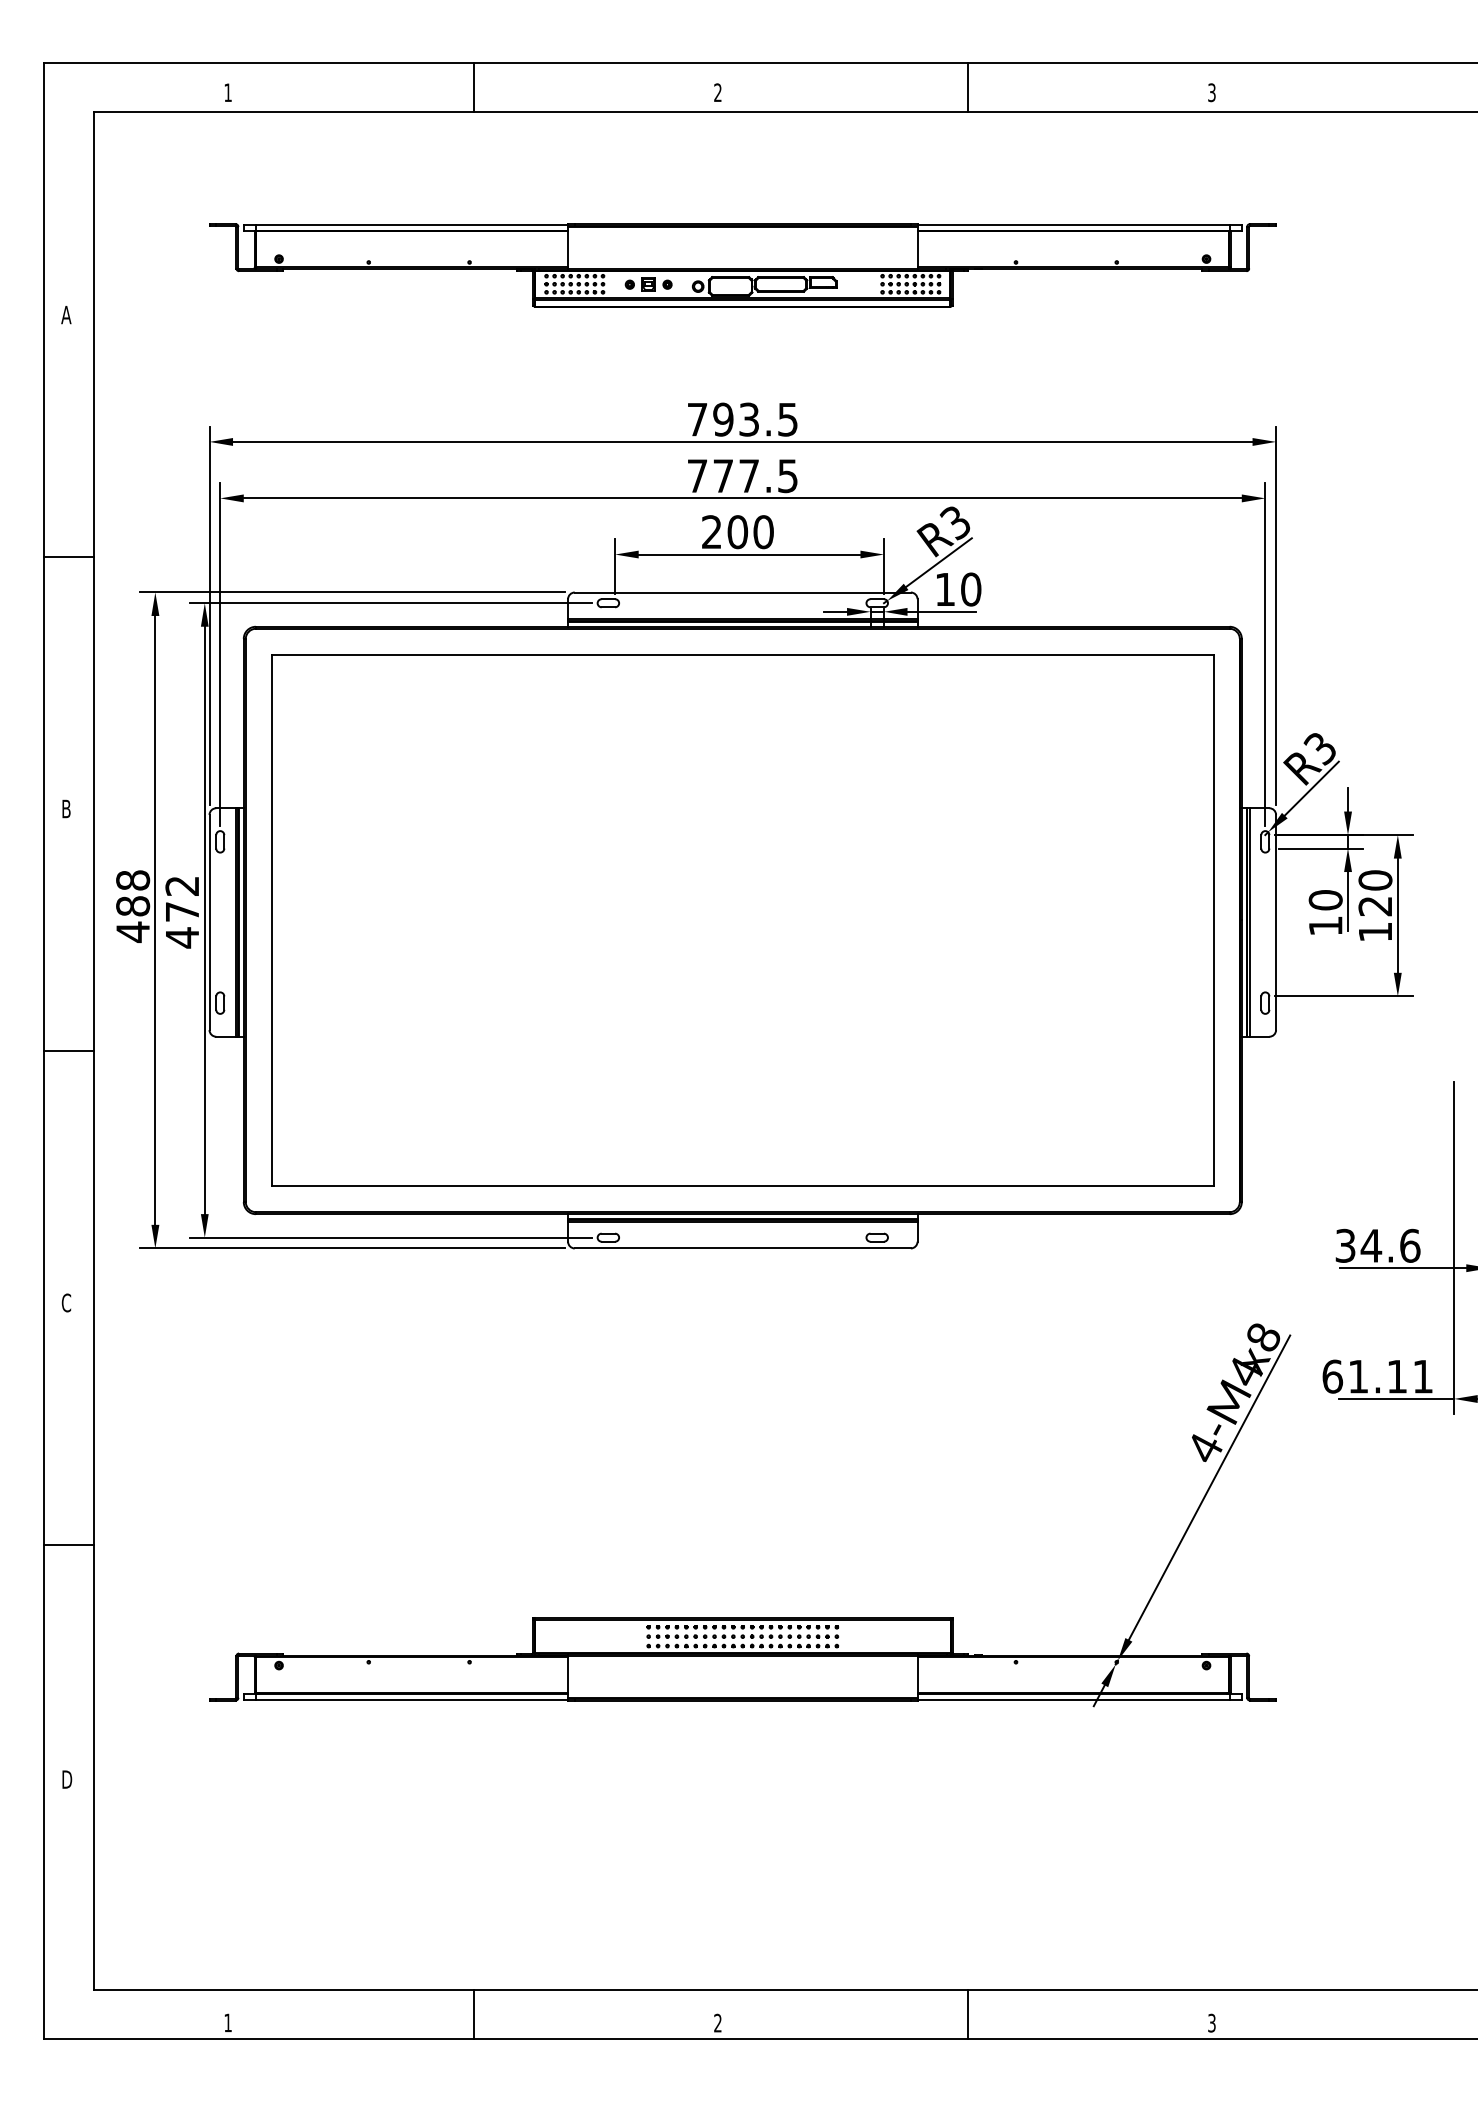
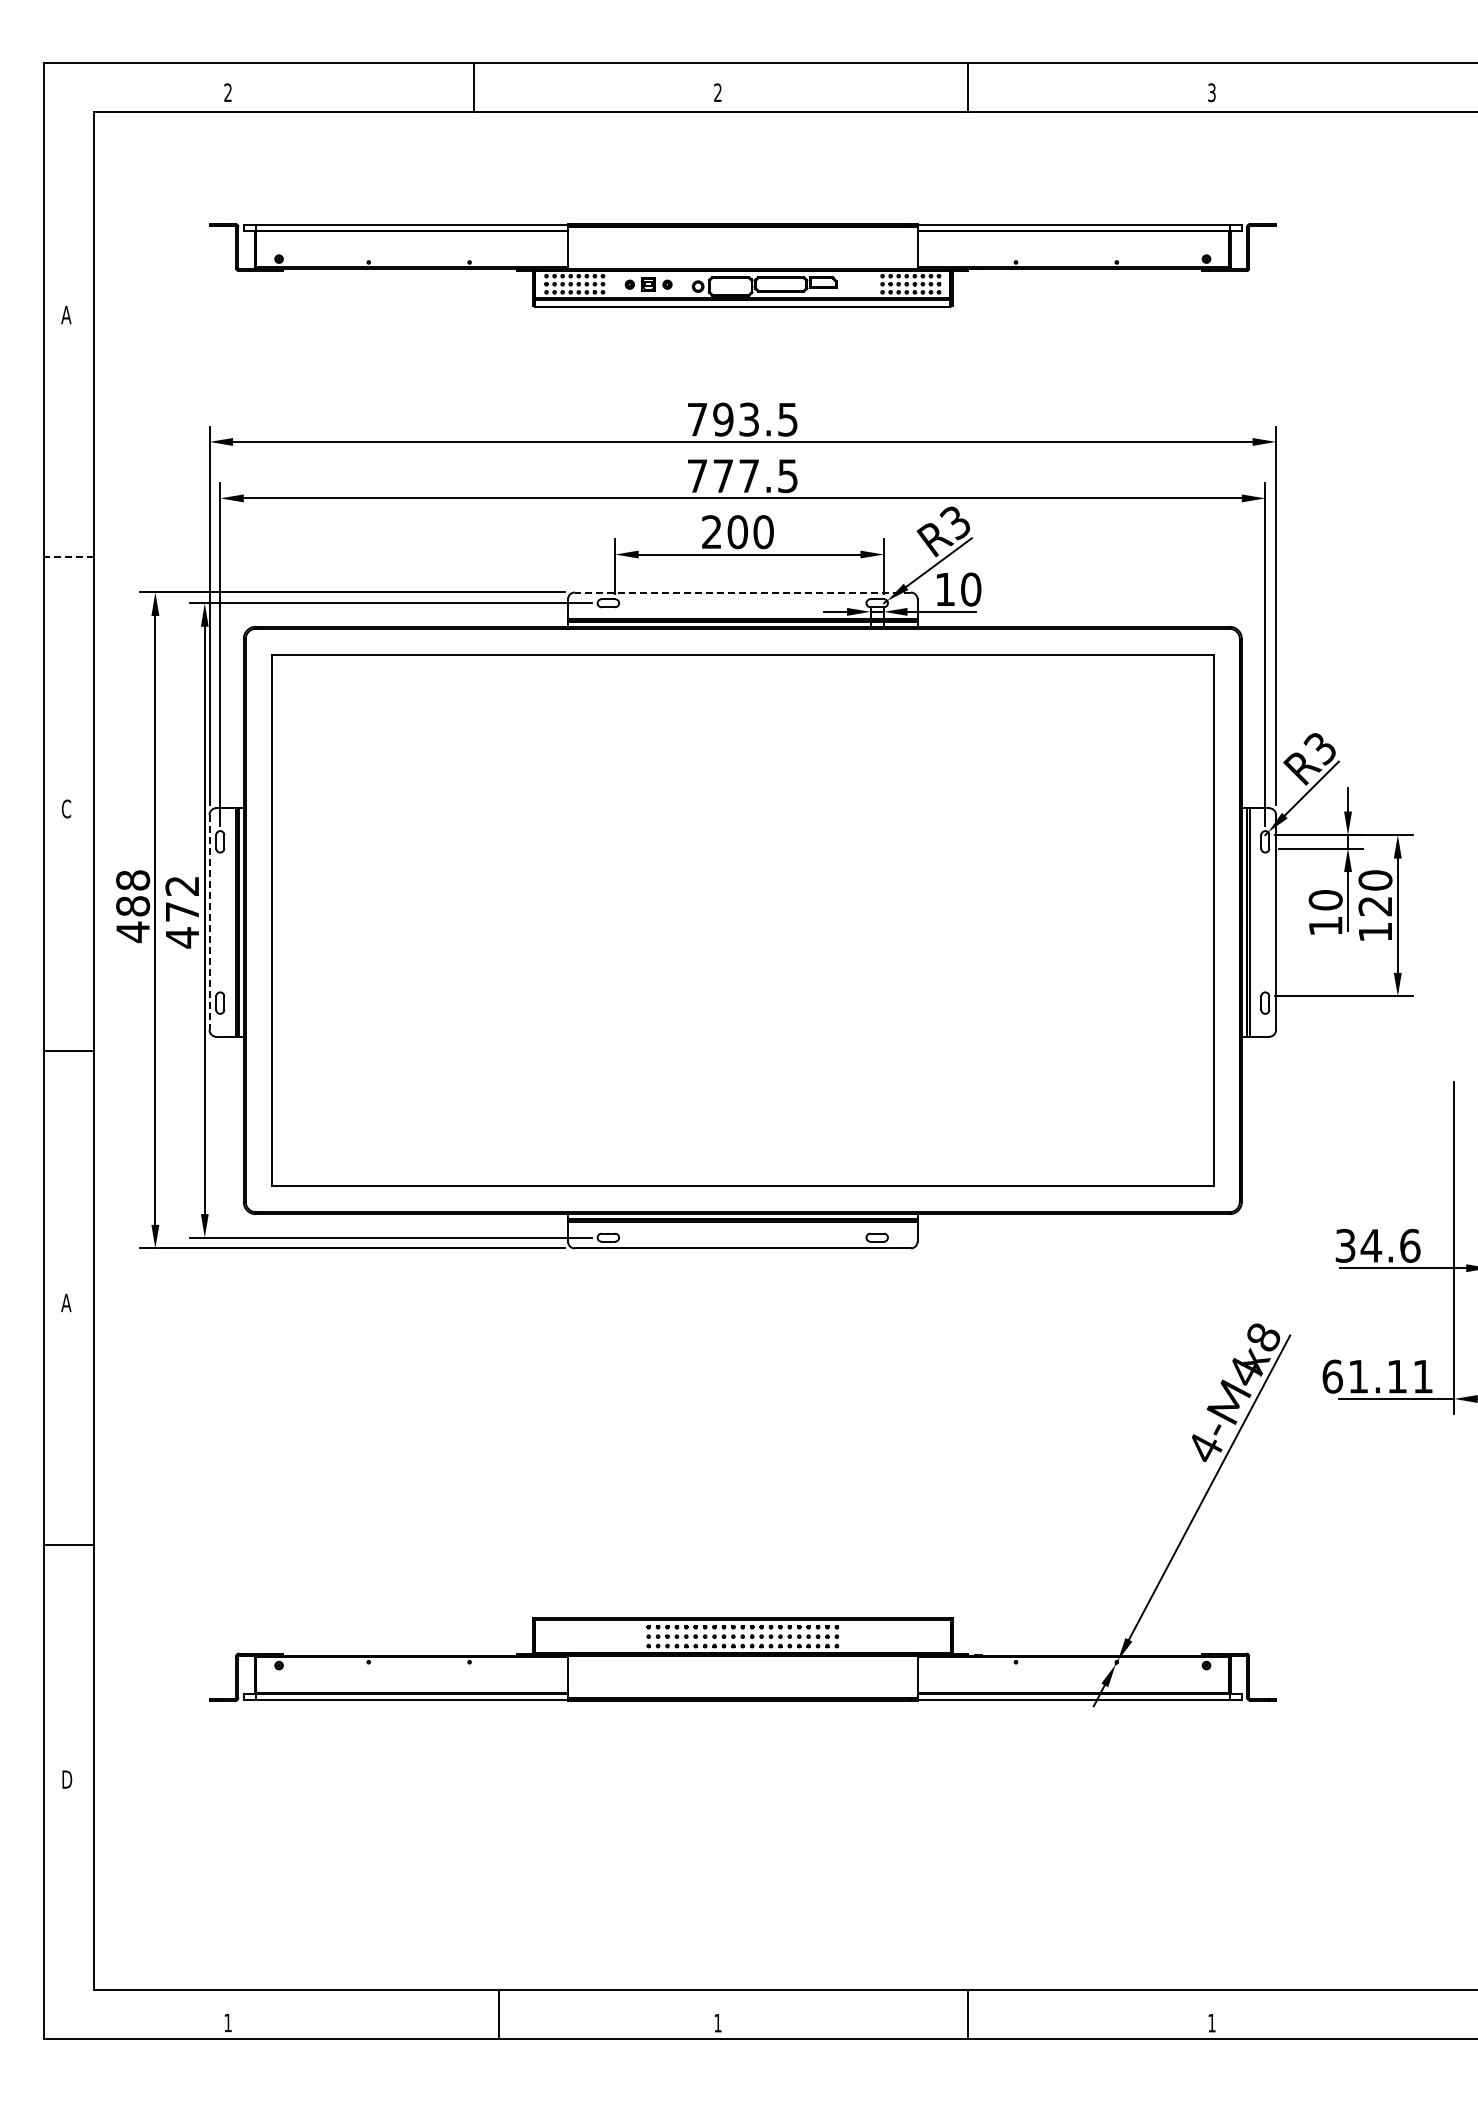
text: 1 -> 2 (227, 92)
line: solid -> dashed (69, 557)
line: solid -> dashed (742, 592)
text: B -> C (66, 808)
line: solid -> dashed (209, 922)
text: C -> A (66, 1302)
line position: (474, 2013) -> (499, 2013) (499, 2013)
text: 2 -> 1 (717, 2022)
text: 3 -> 1 (1211, 2022)
